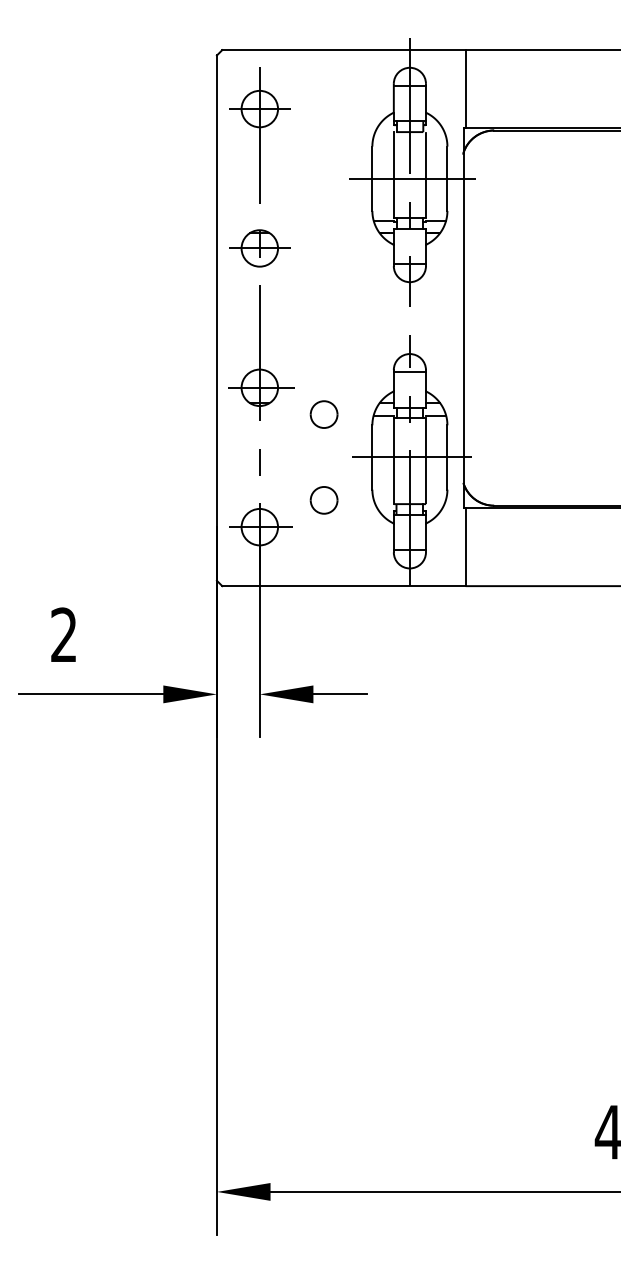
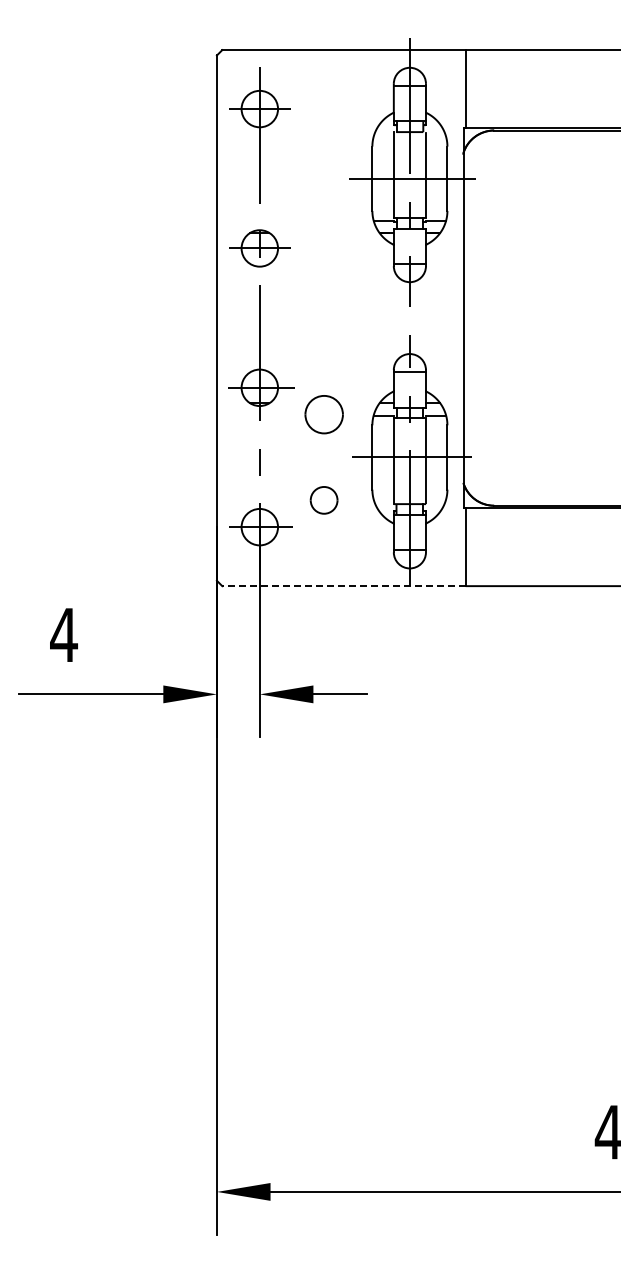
part size: 30x29 px -> 40x40 px (323, 414)
line: solid -> dashed (343, 586)
text: 2 -> 4 (63, 634)
